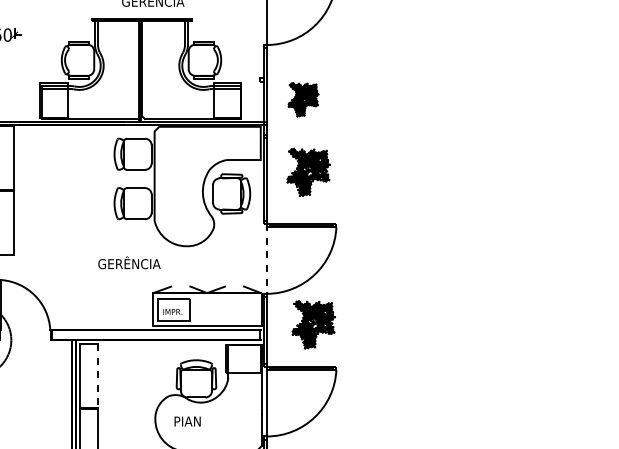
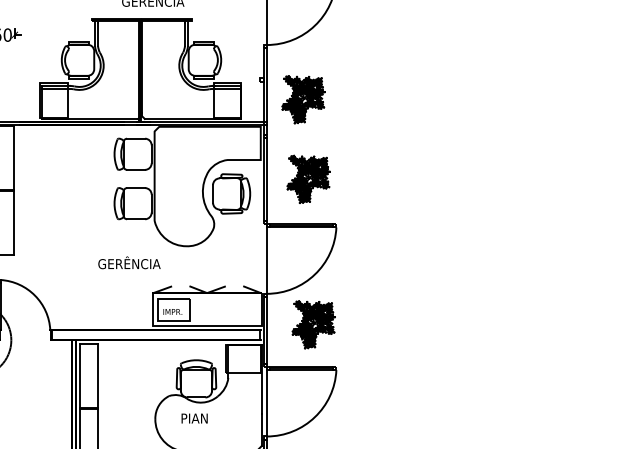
part size: 33x36 px -> 45x50 px (303, 99)
part position: (308, 171) -> (308, 178) (308, 178)
line: dashed -> solid (266, 259)
line: dashed -> solid (98, 375)
text position: (187, 421) -> (194, 418) (194, 418)
